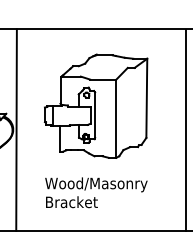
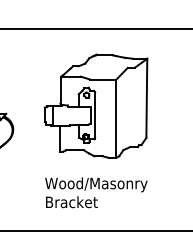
line: present -> none (16, 129)
line: present -> none (186, 129)
